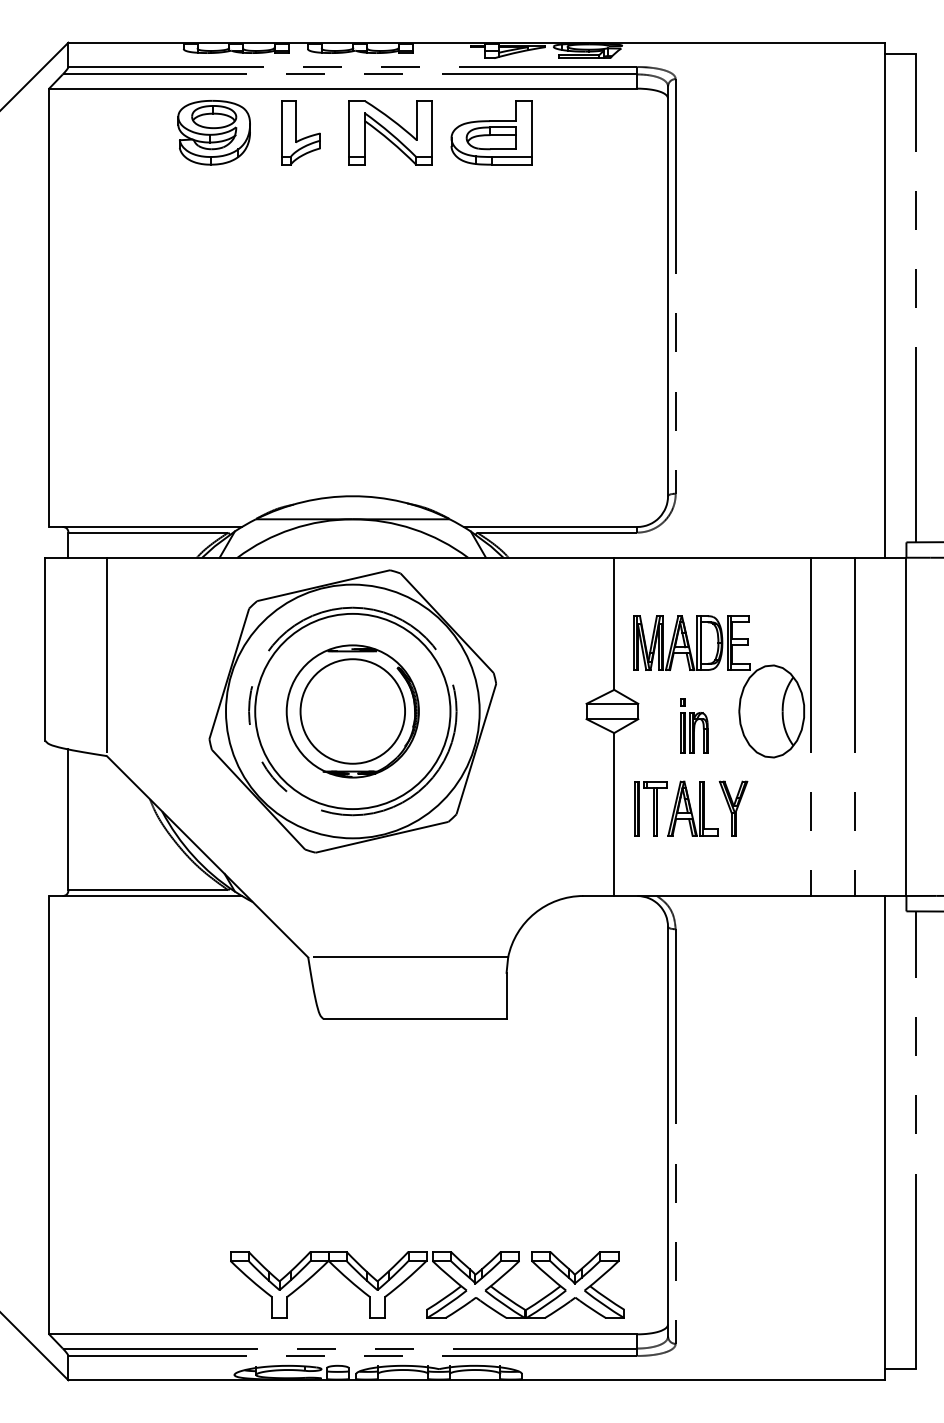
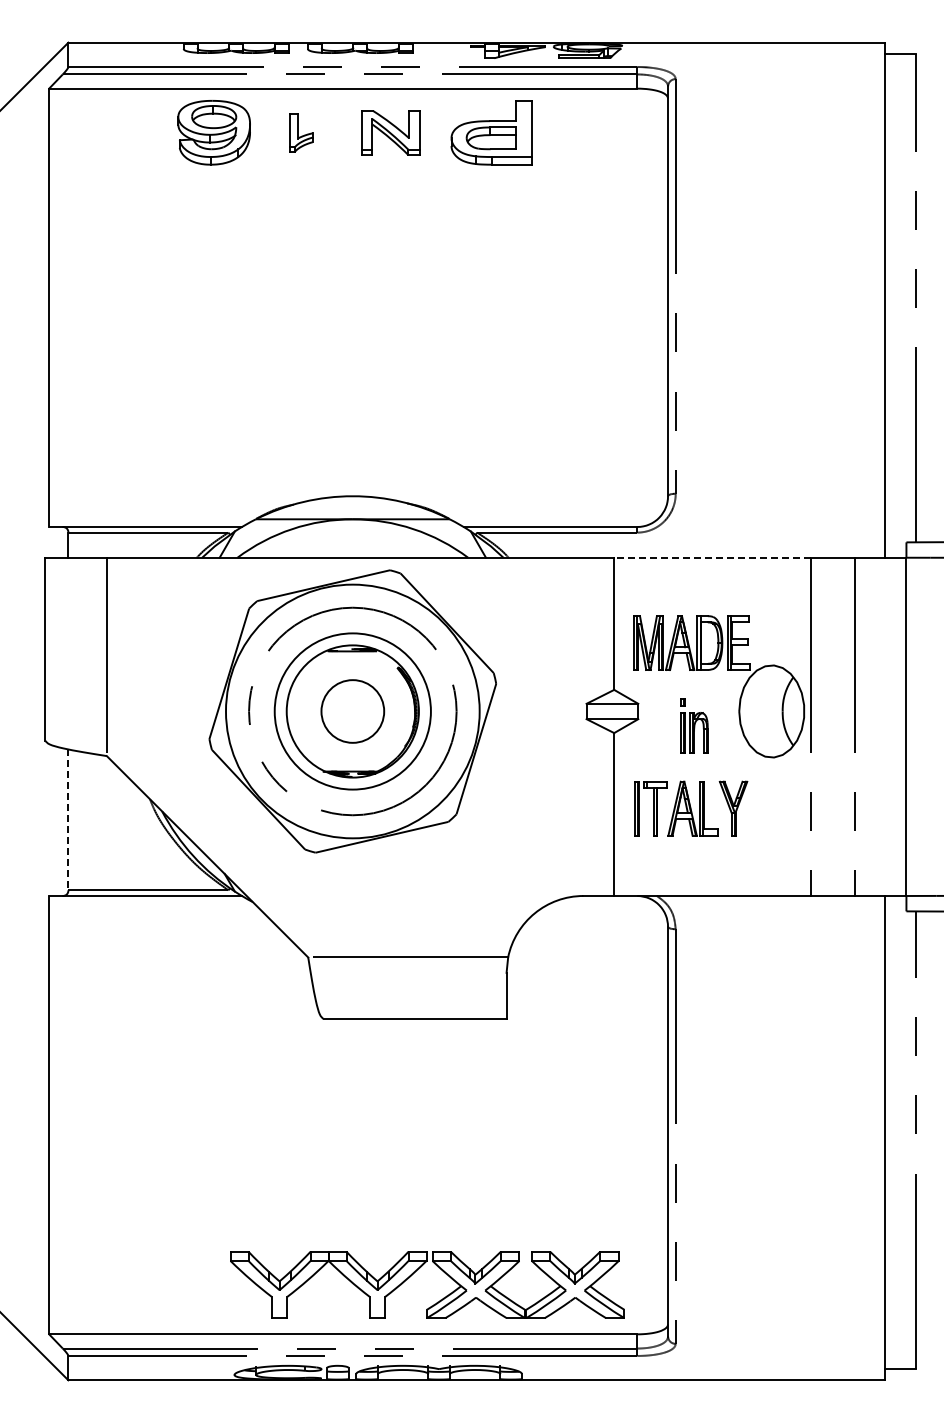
part size: 40x66 px -> 25x40 px (301, 132)
part size: 85x66 px -> 60x46 px (390, 132)
line: solid -> dashed (712, 557)
circle diameter: 105 px -> 63 px (352, 711)
circle diameter: 195 px -> 156 px (352, 711)
line: solid -> dashed (68, 820)
